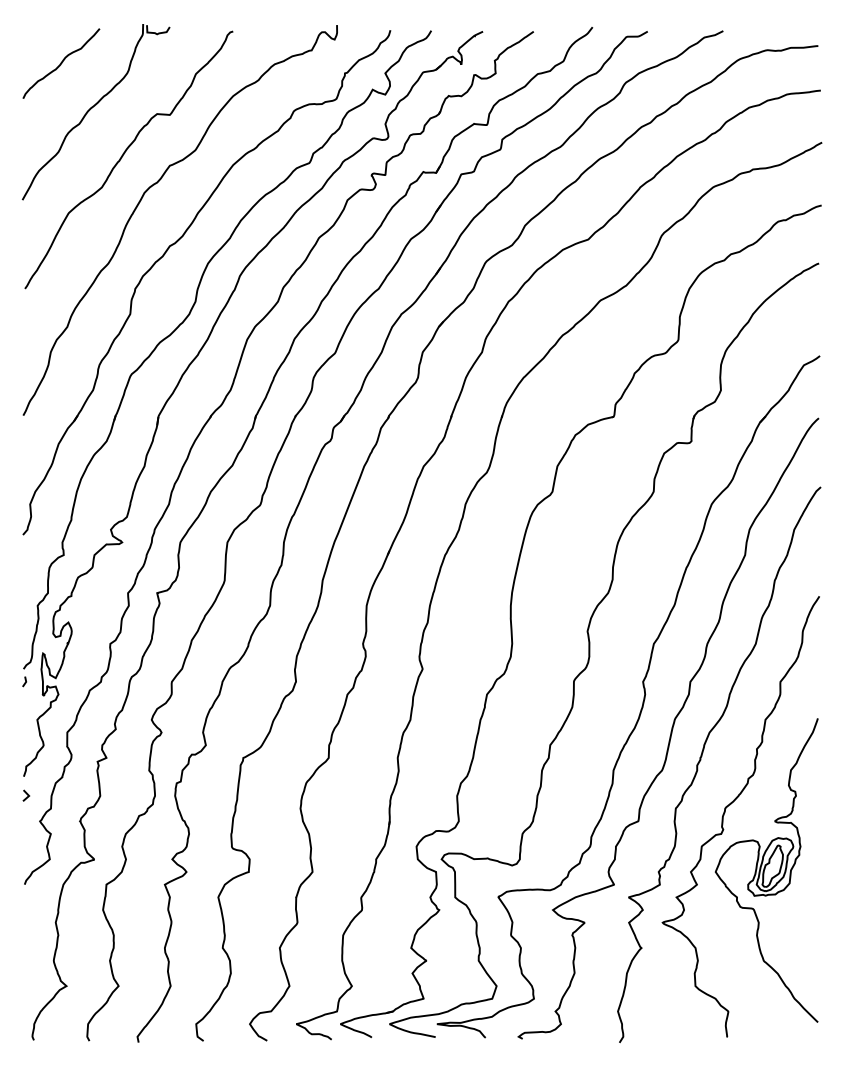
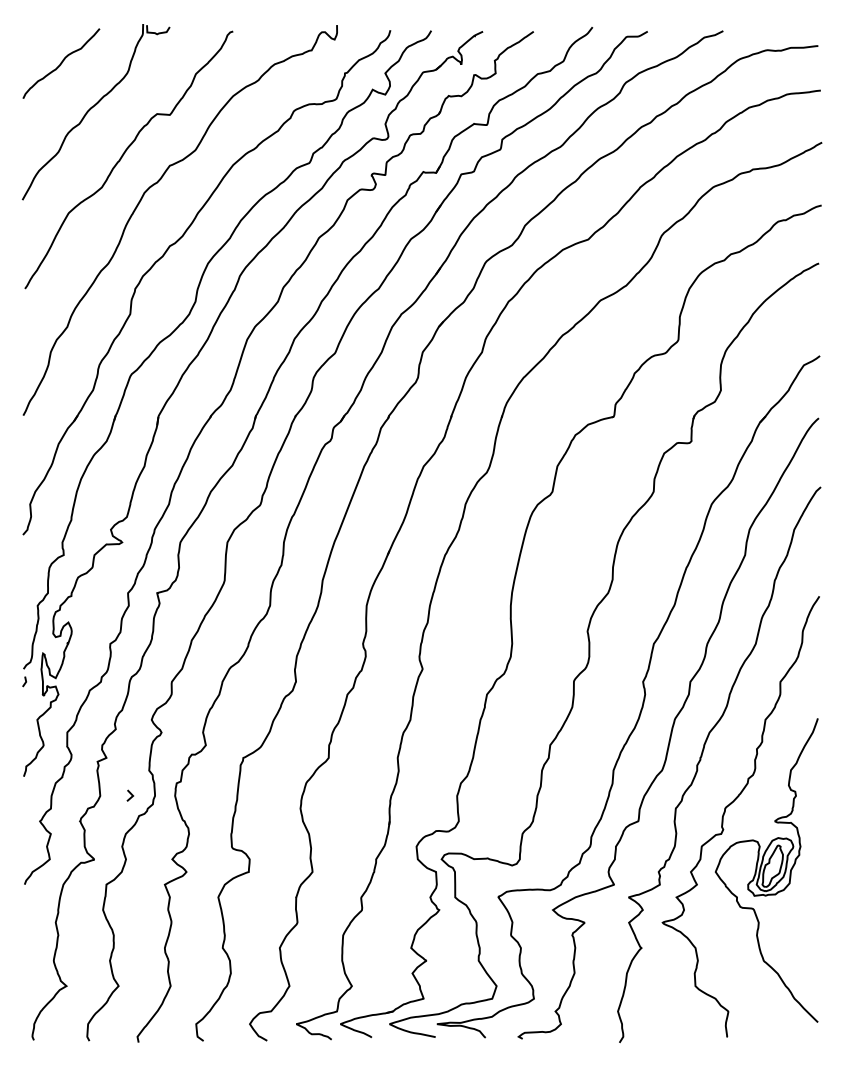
line position: (26, 794) -> (130, 794) (130, 794)
